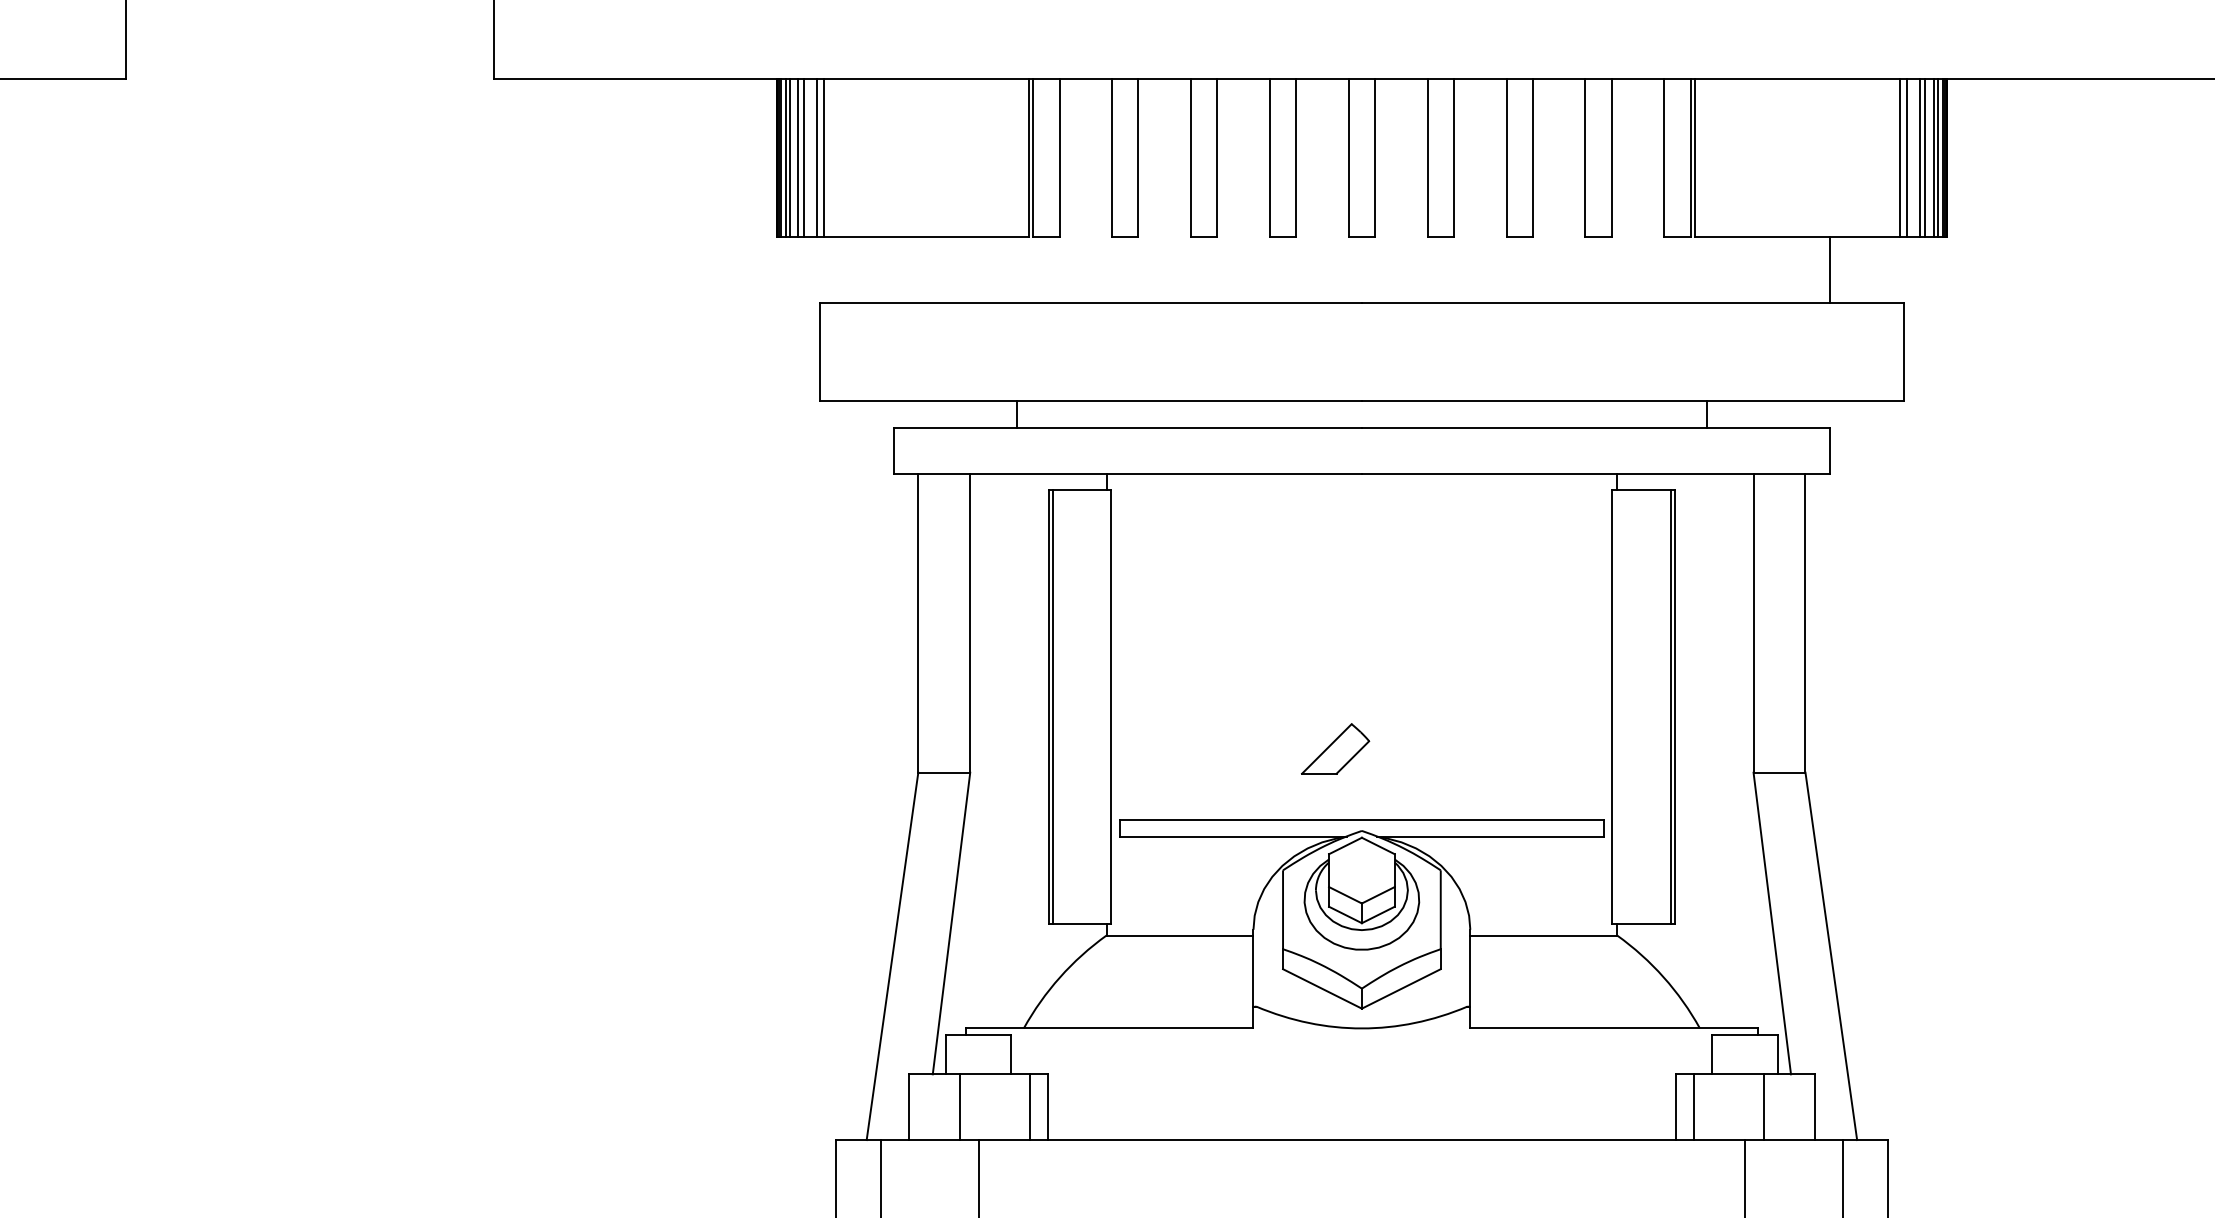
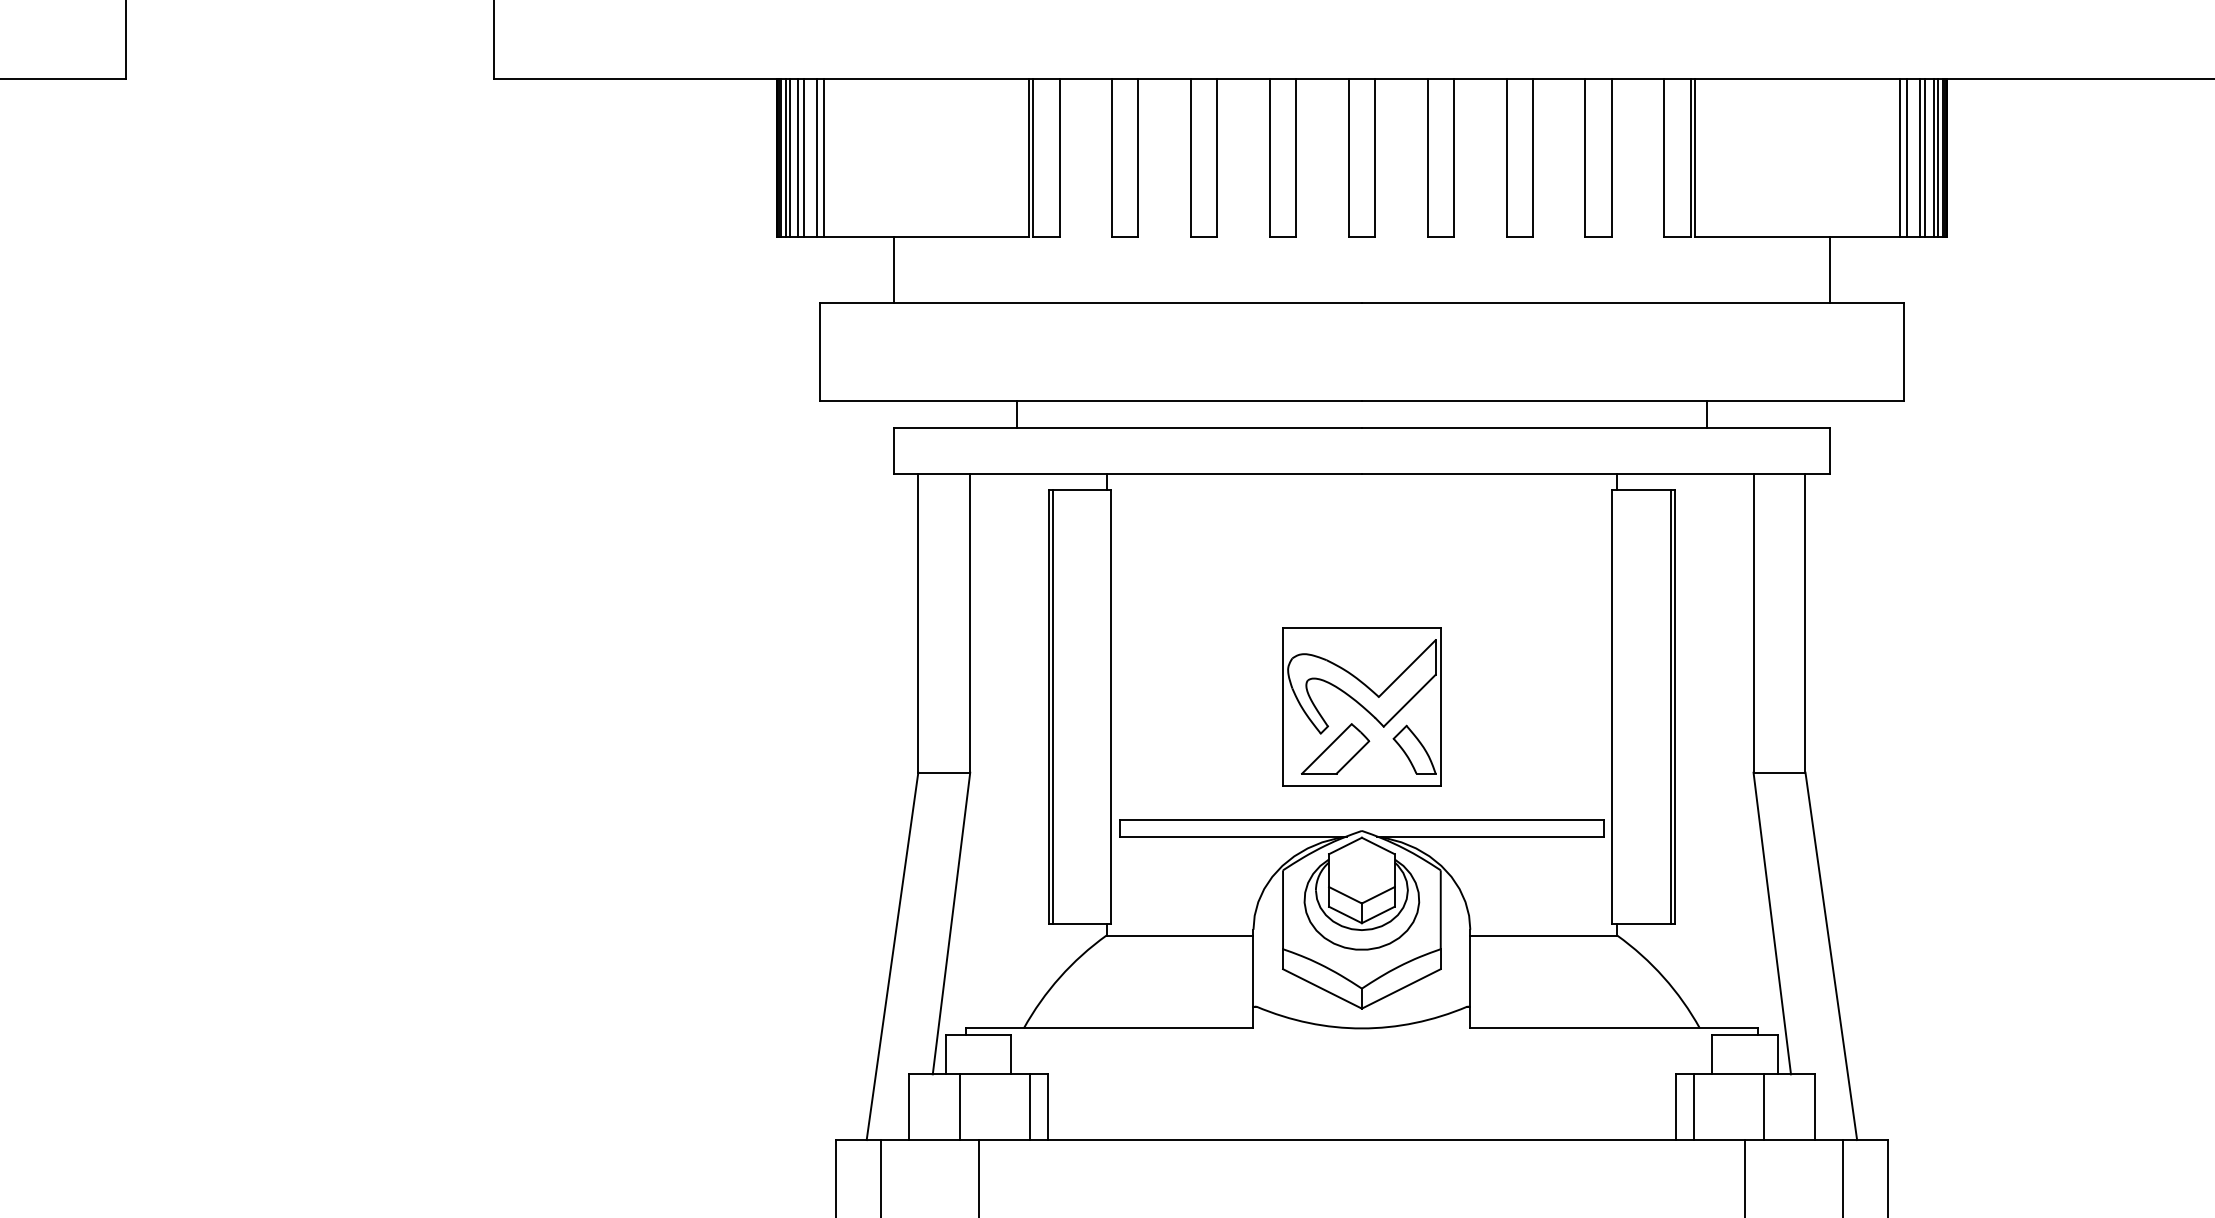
line: none -> present (894, 269)
part: none -> present (1361, 706)
